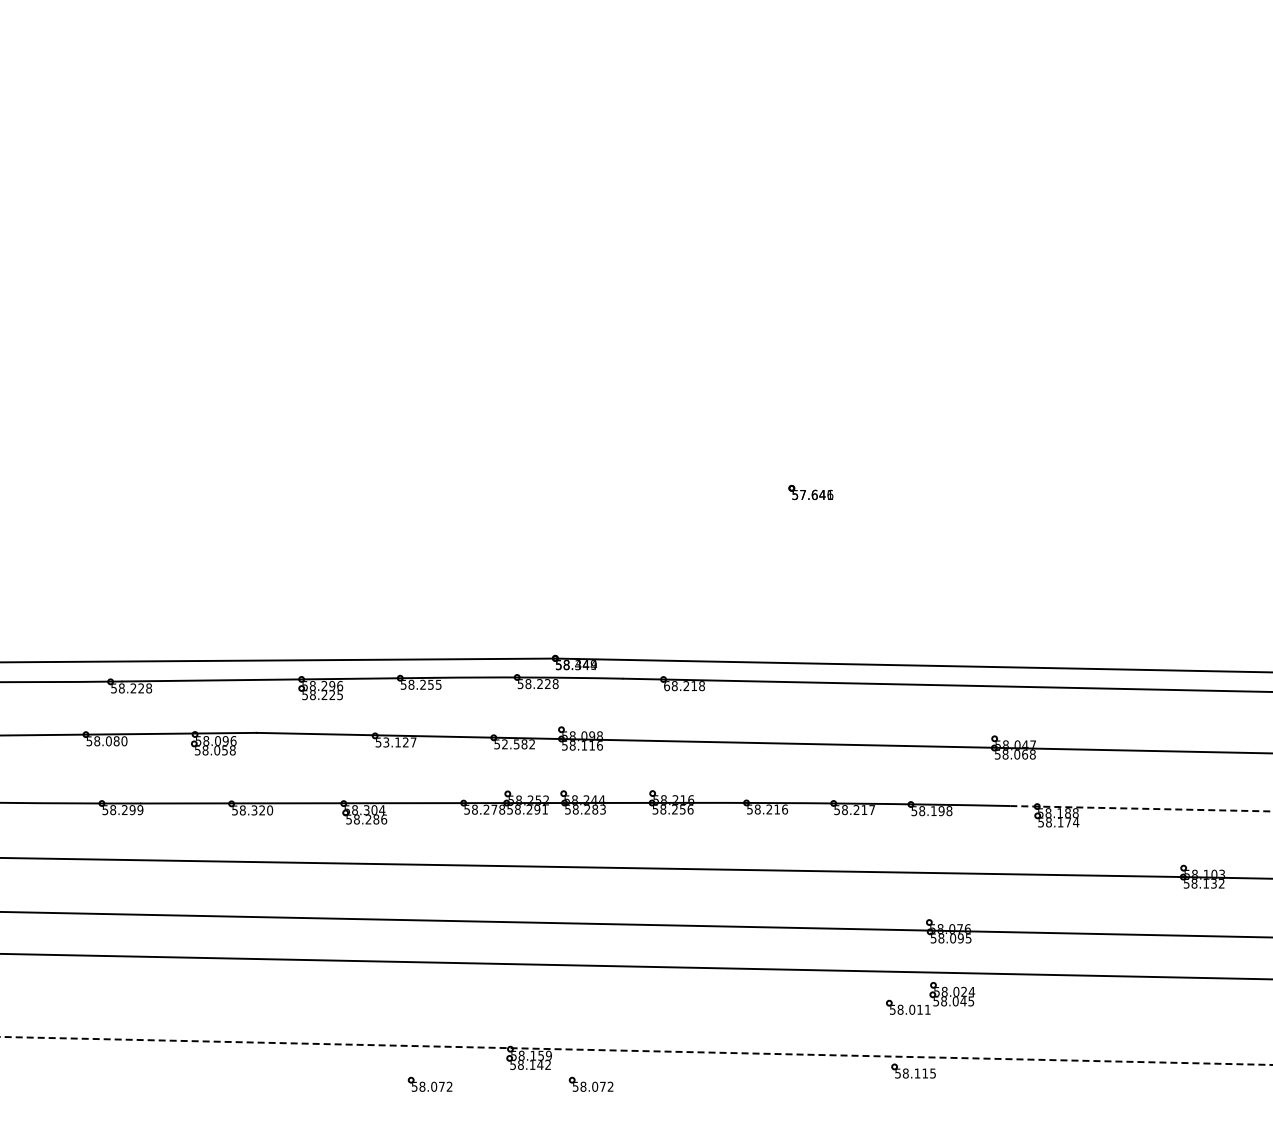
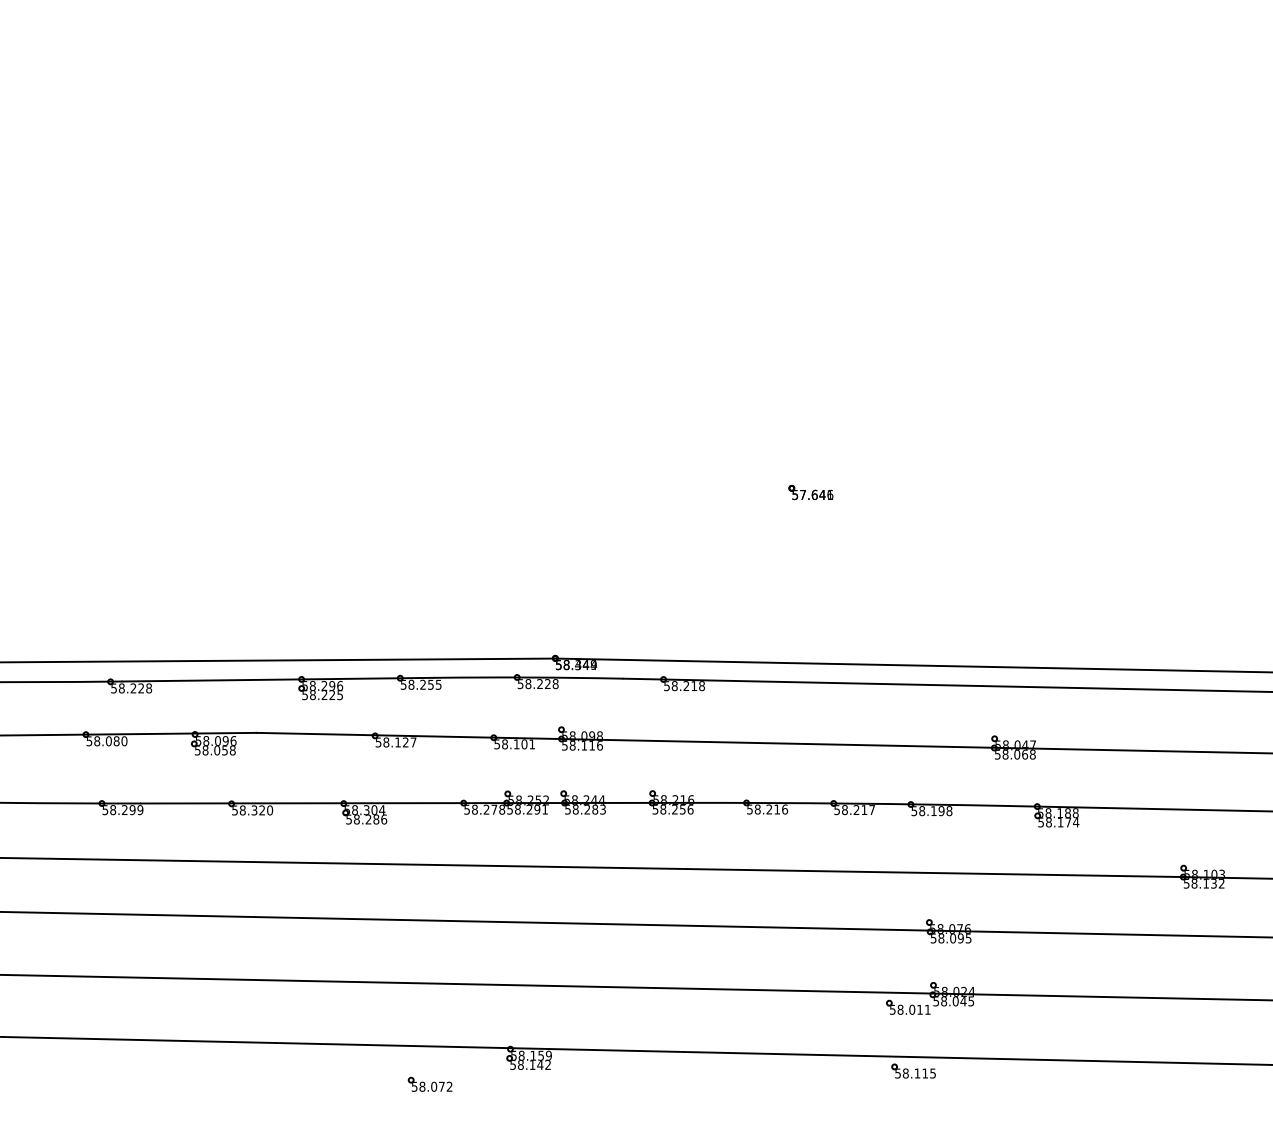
text: 68.218 -> 58.218 (667, 686)
text: 53.127 -> 58.127 (386, 742)
text: 52.582 -> 58.101 (518, 744)
line: dashed -> solid (1141, 808)
line position: (635, 966) -> (635, 987) (635, 987)
line: dashed -> solid (636, 1050)
part: present -> none (590, 1083)
